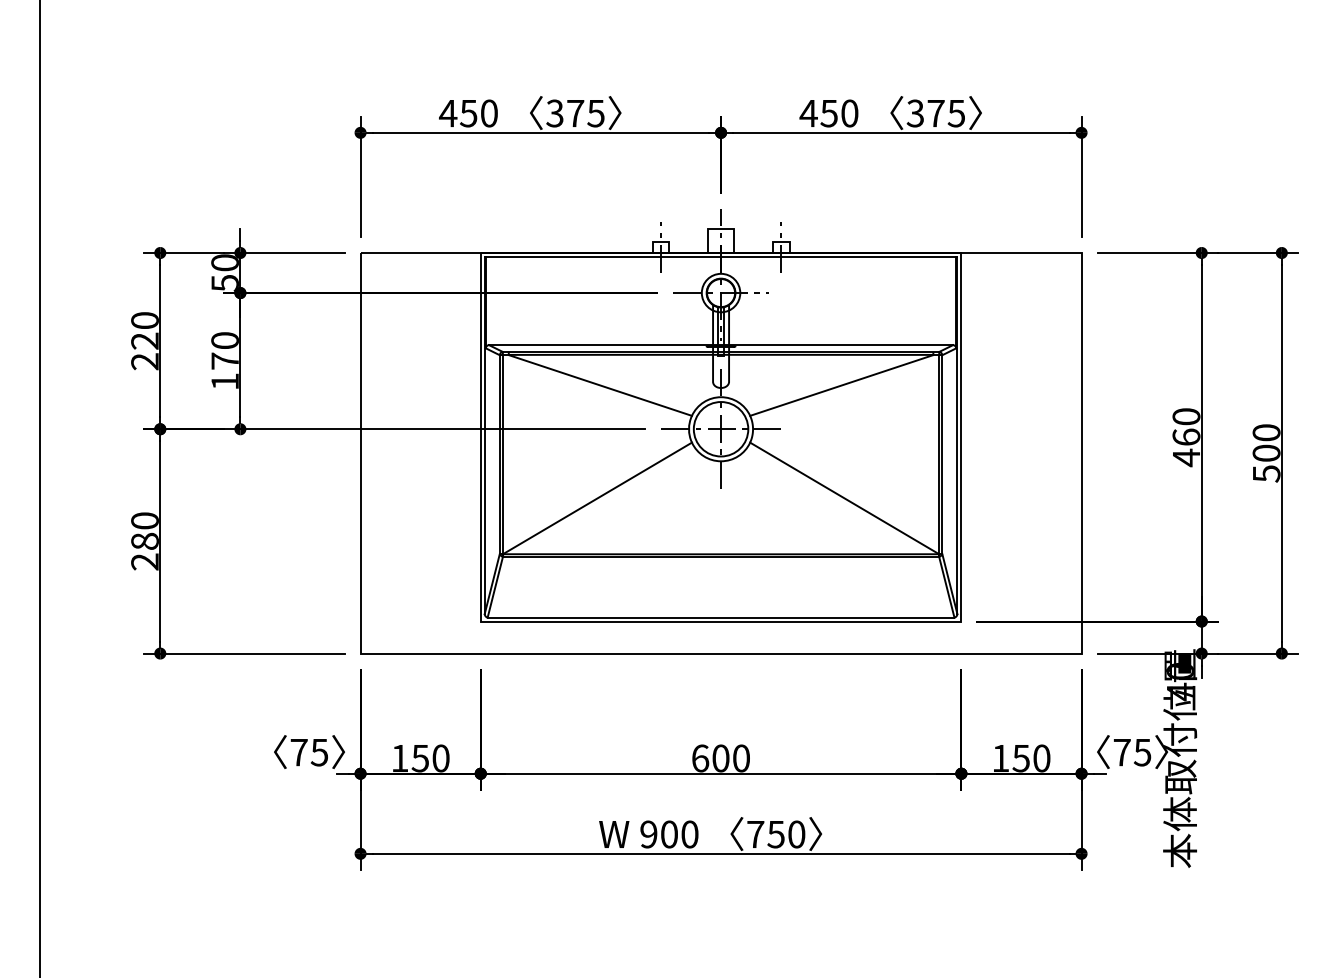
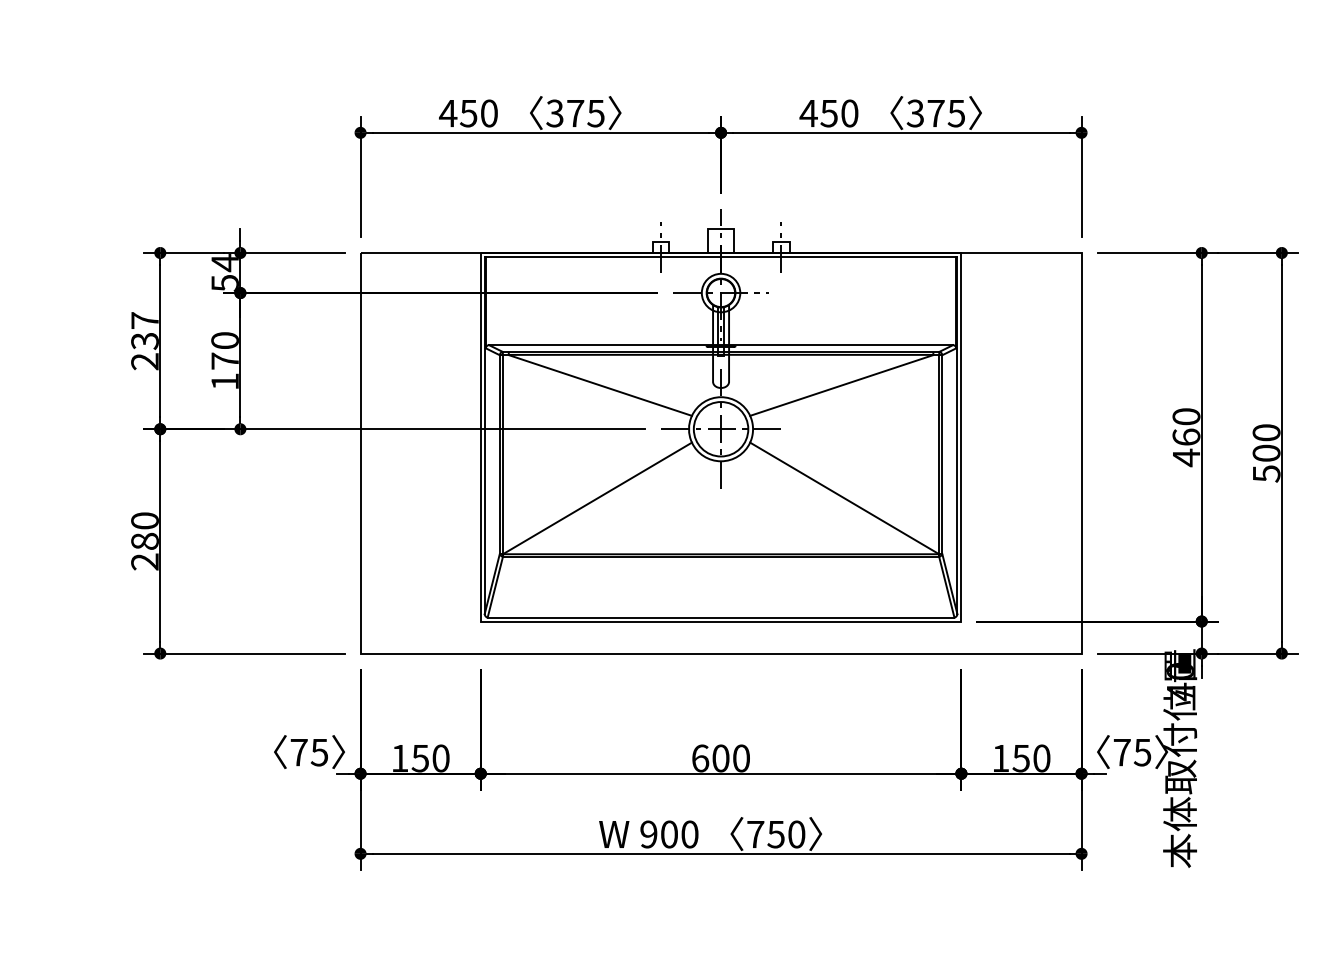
text: 50 -> 54 (224, 263)
text: 220 -> 237 (144, 331)
line: present -> none (40, 488)
